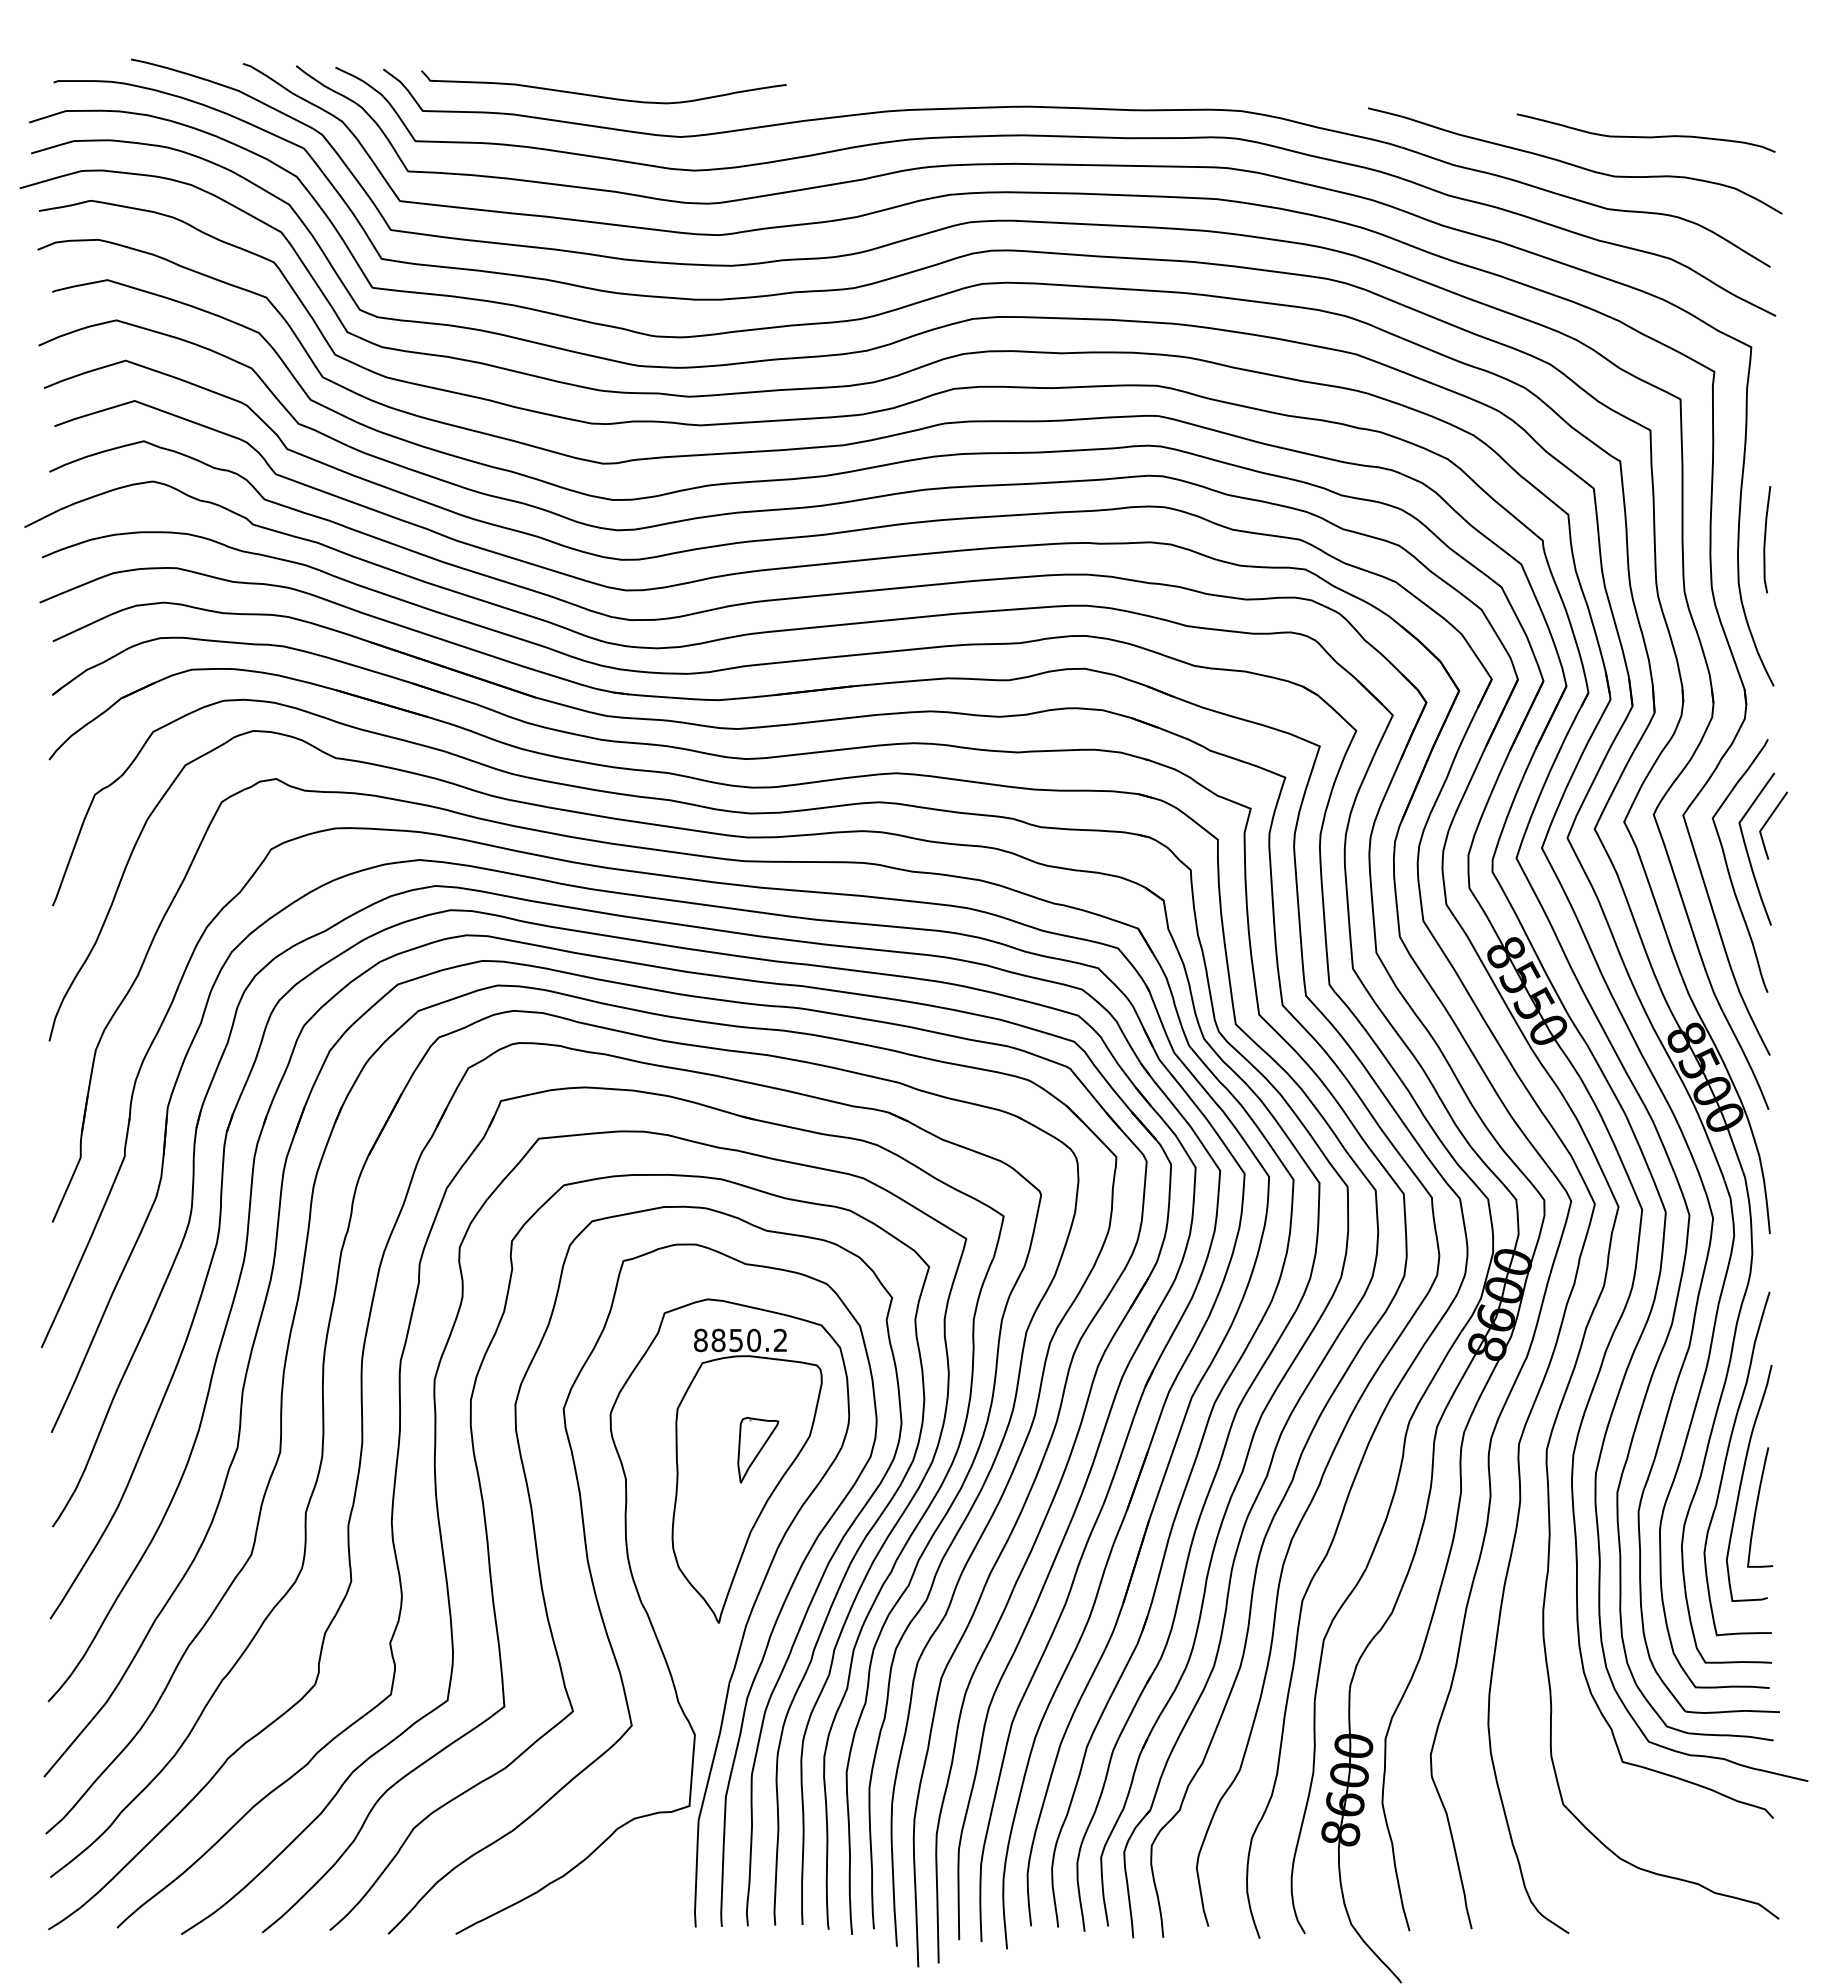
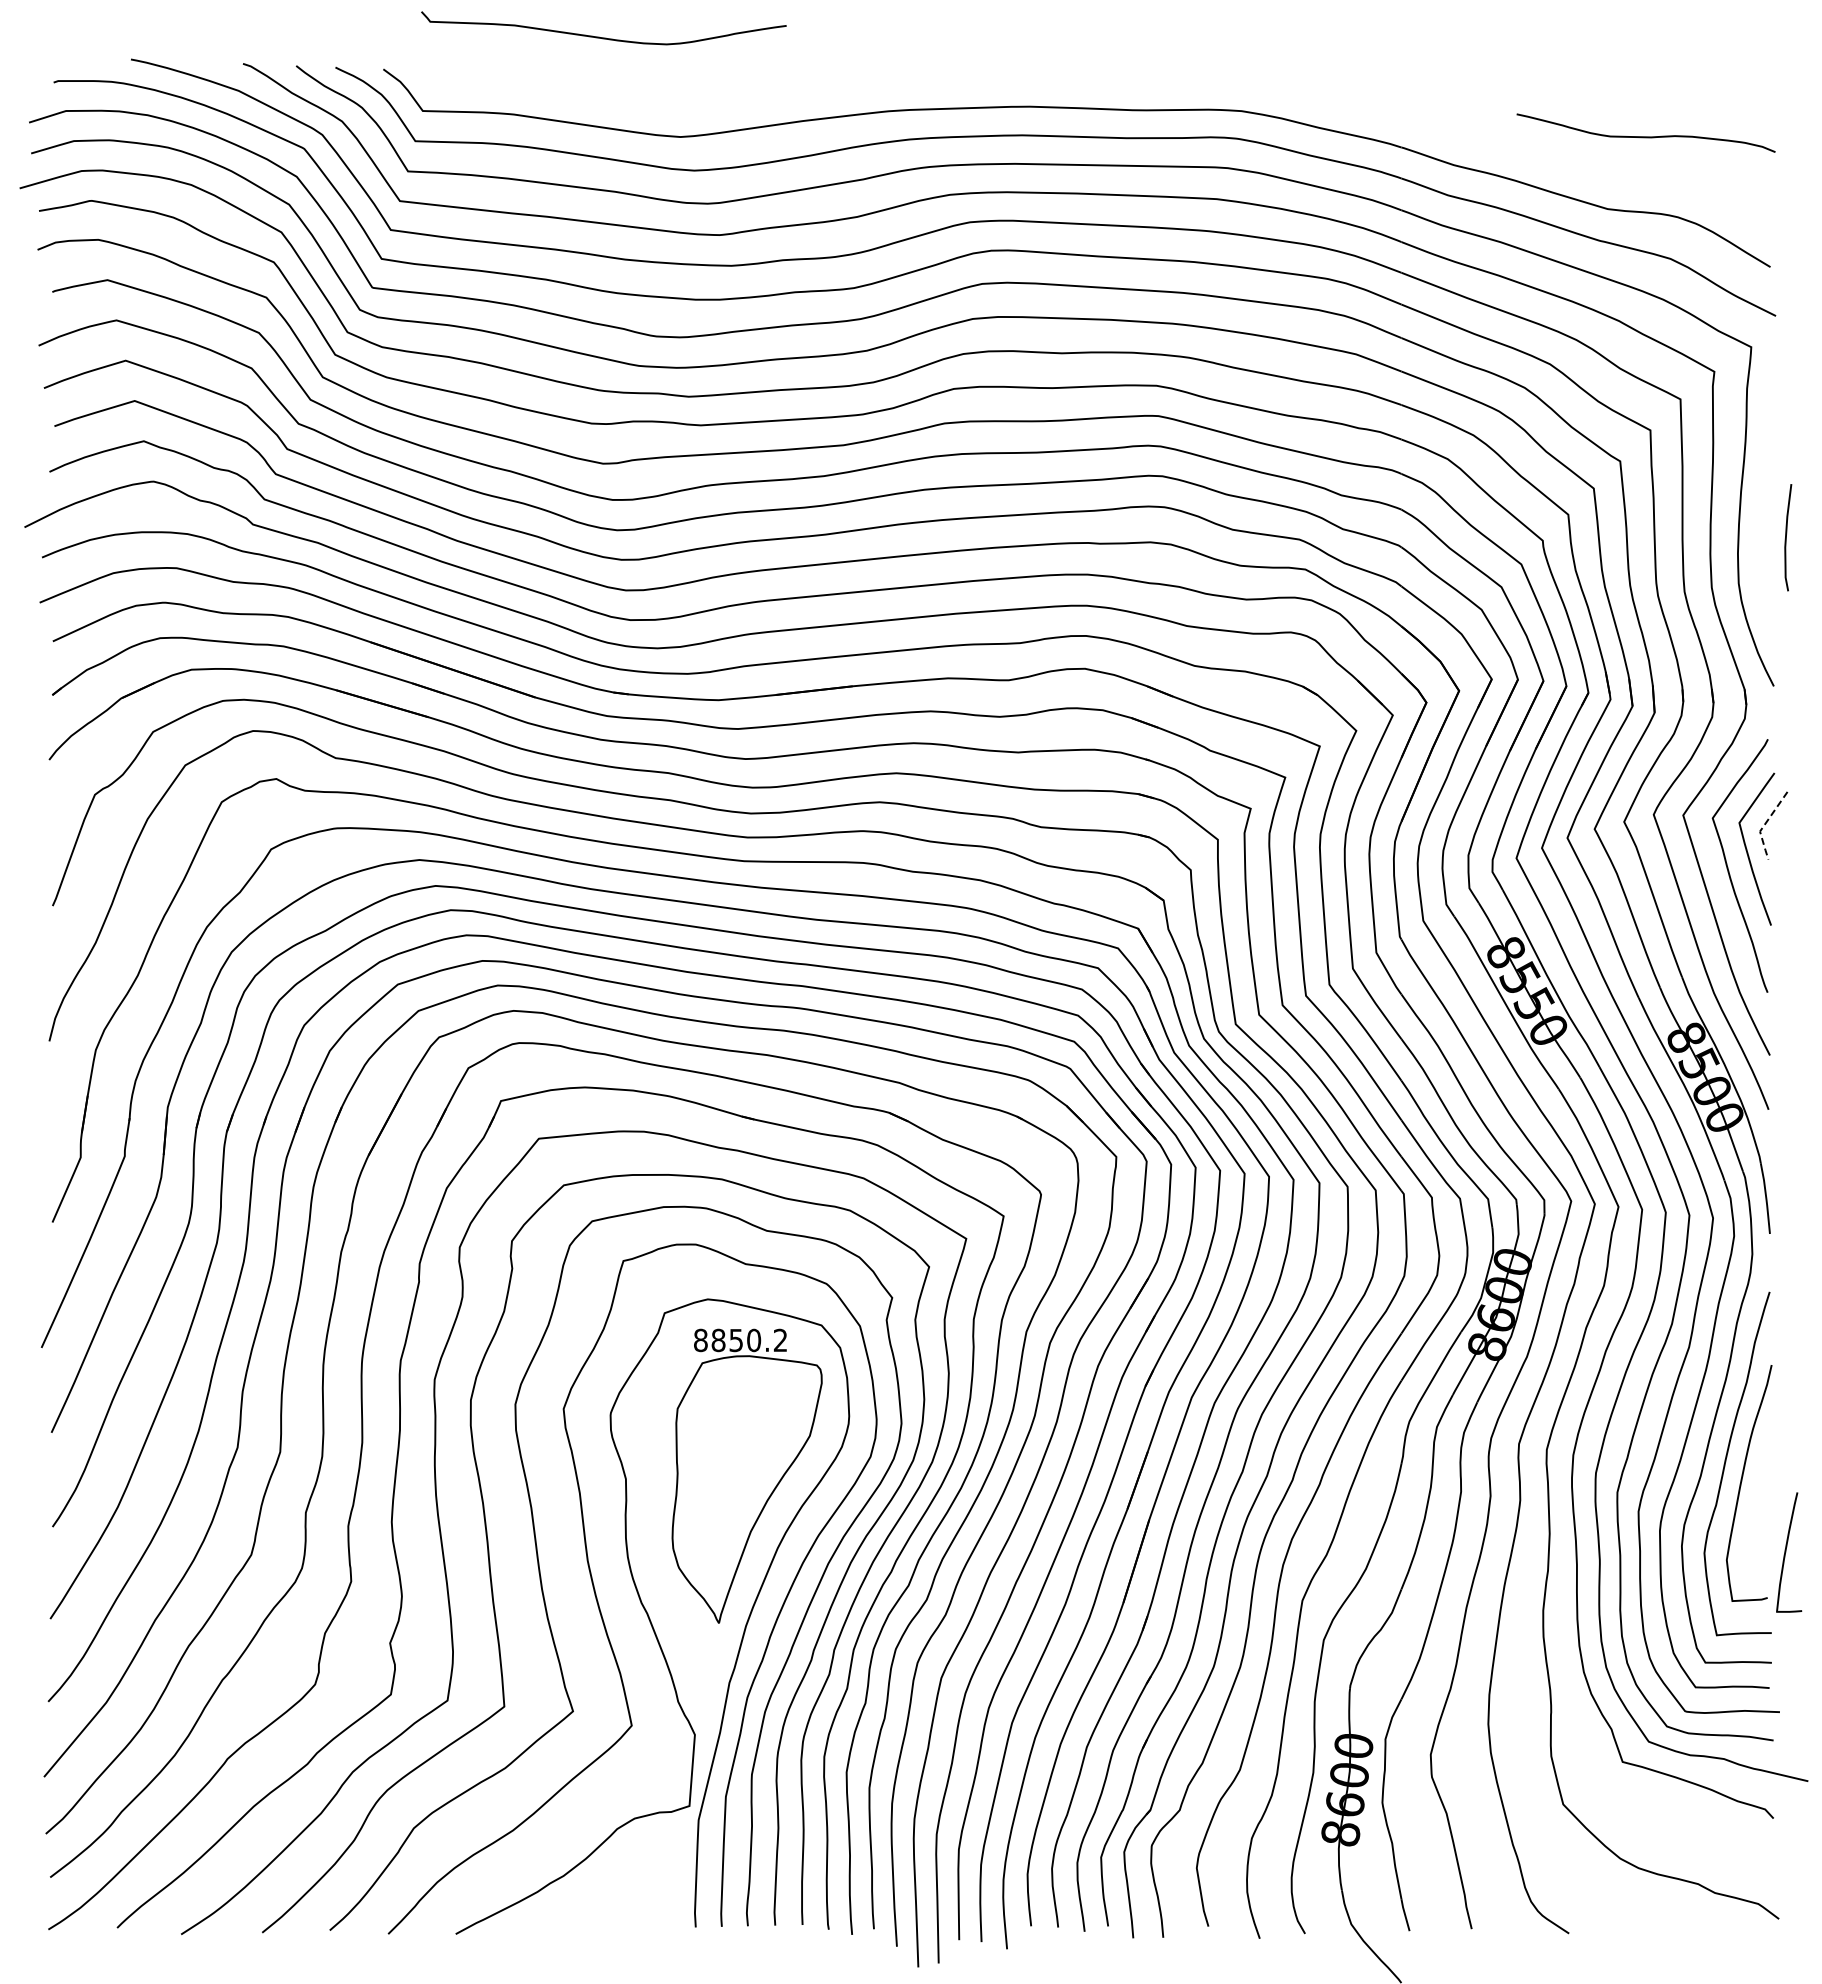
curve position: (599, 95) -> (599, 36) (599, 36)
part: present -> none (1575, 160)
curve position: (1765, 539) -> (1786, 537) (1786, 537)
line: solid -> dashed (1764, 825)
part: present -> none (758, 1449)
curve position: (1757, 1507) -> (1786, 1552) (1786, 1552)
